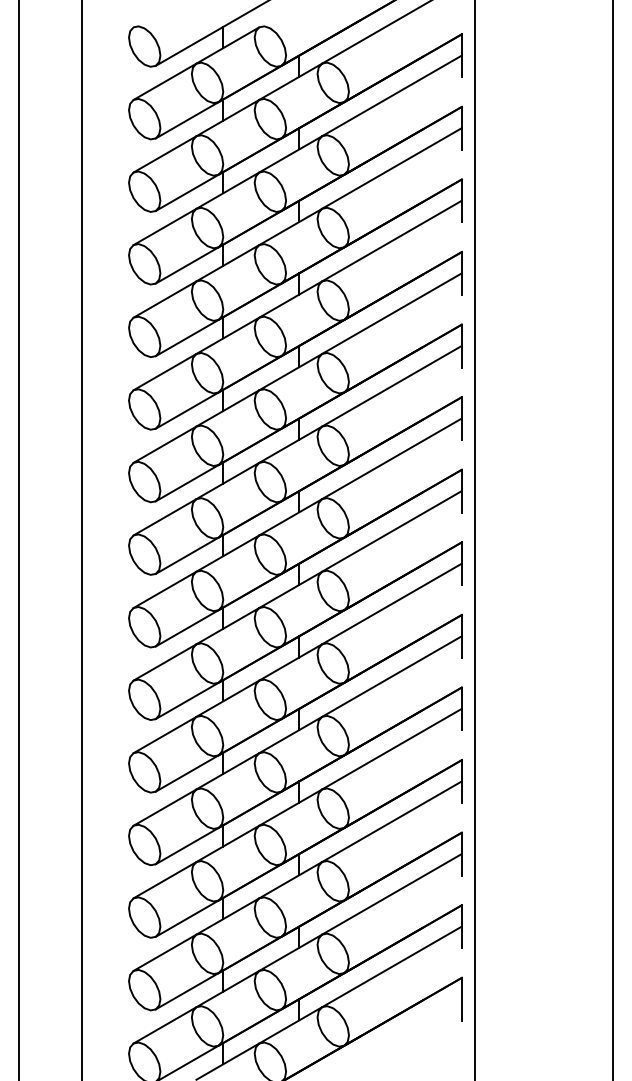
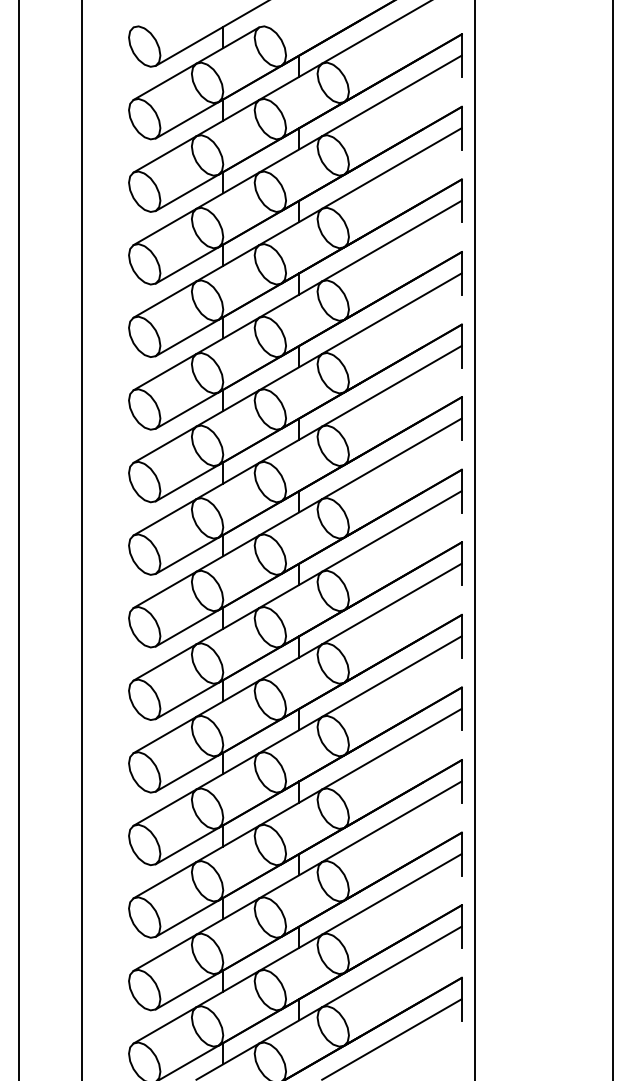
line: none -> present (393, 1038)
